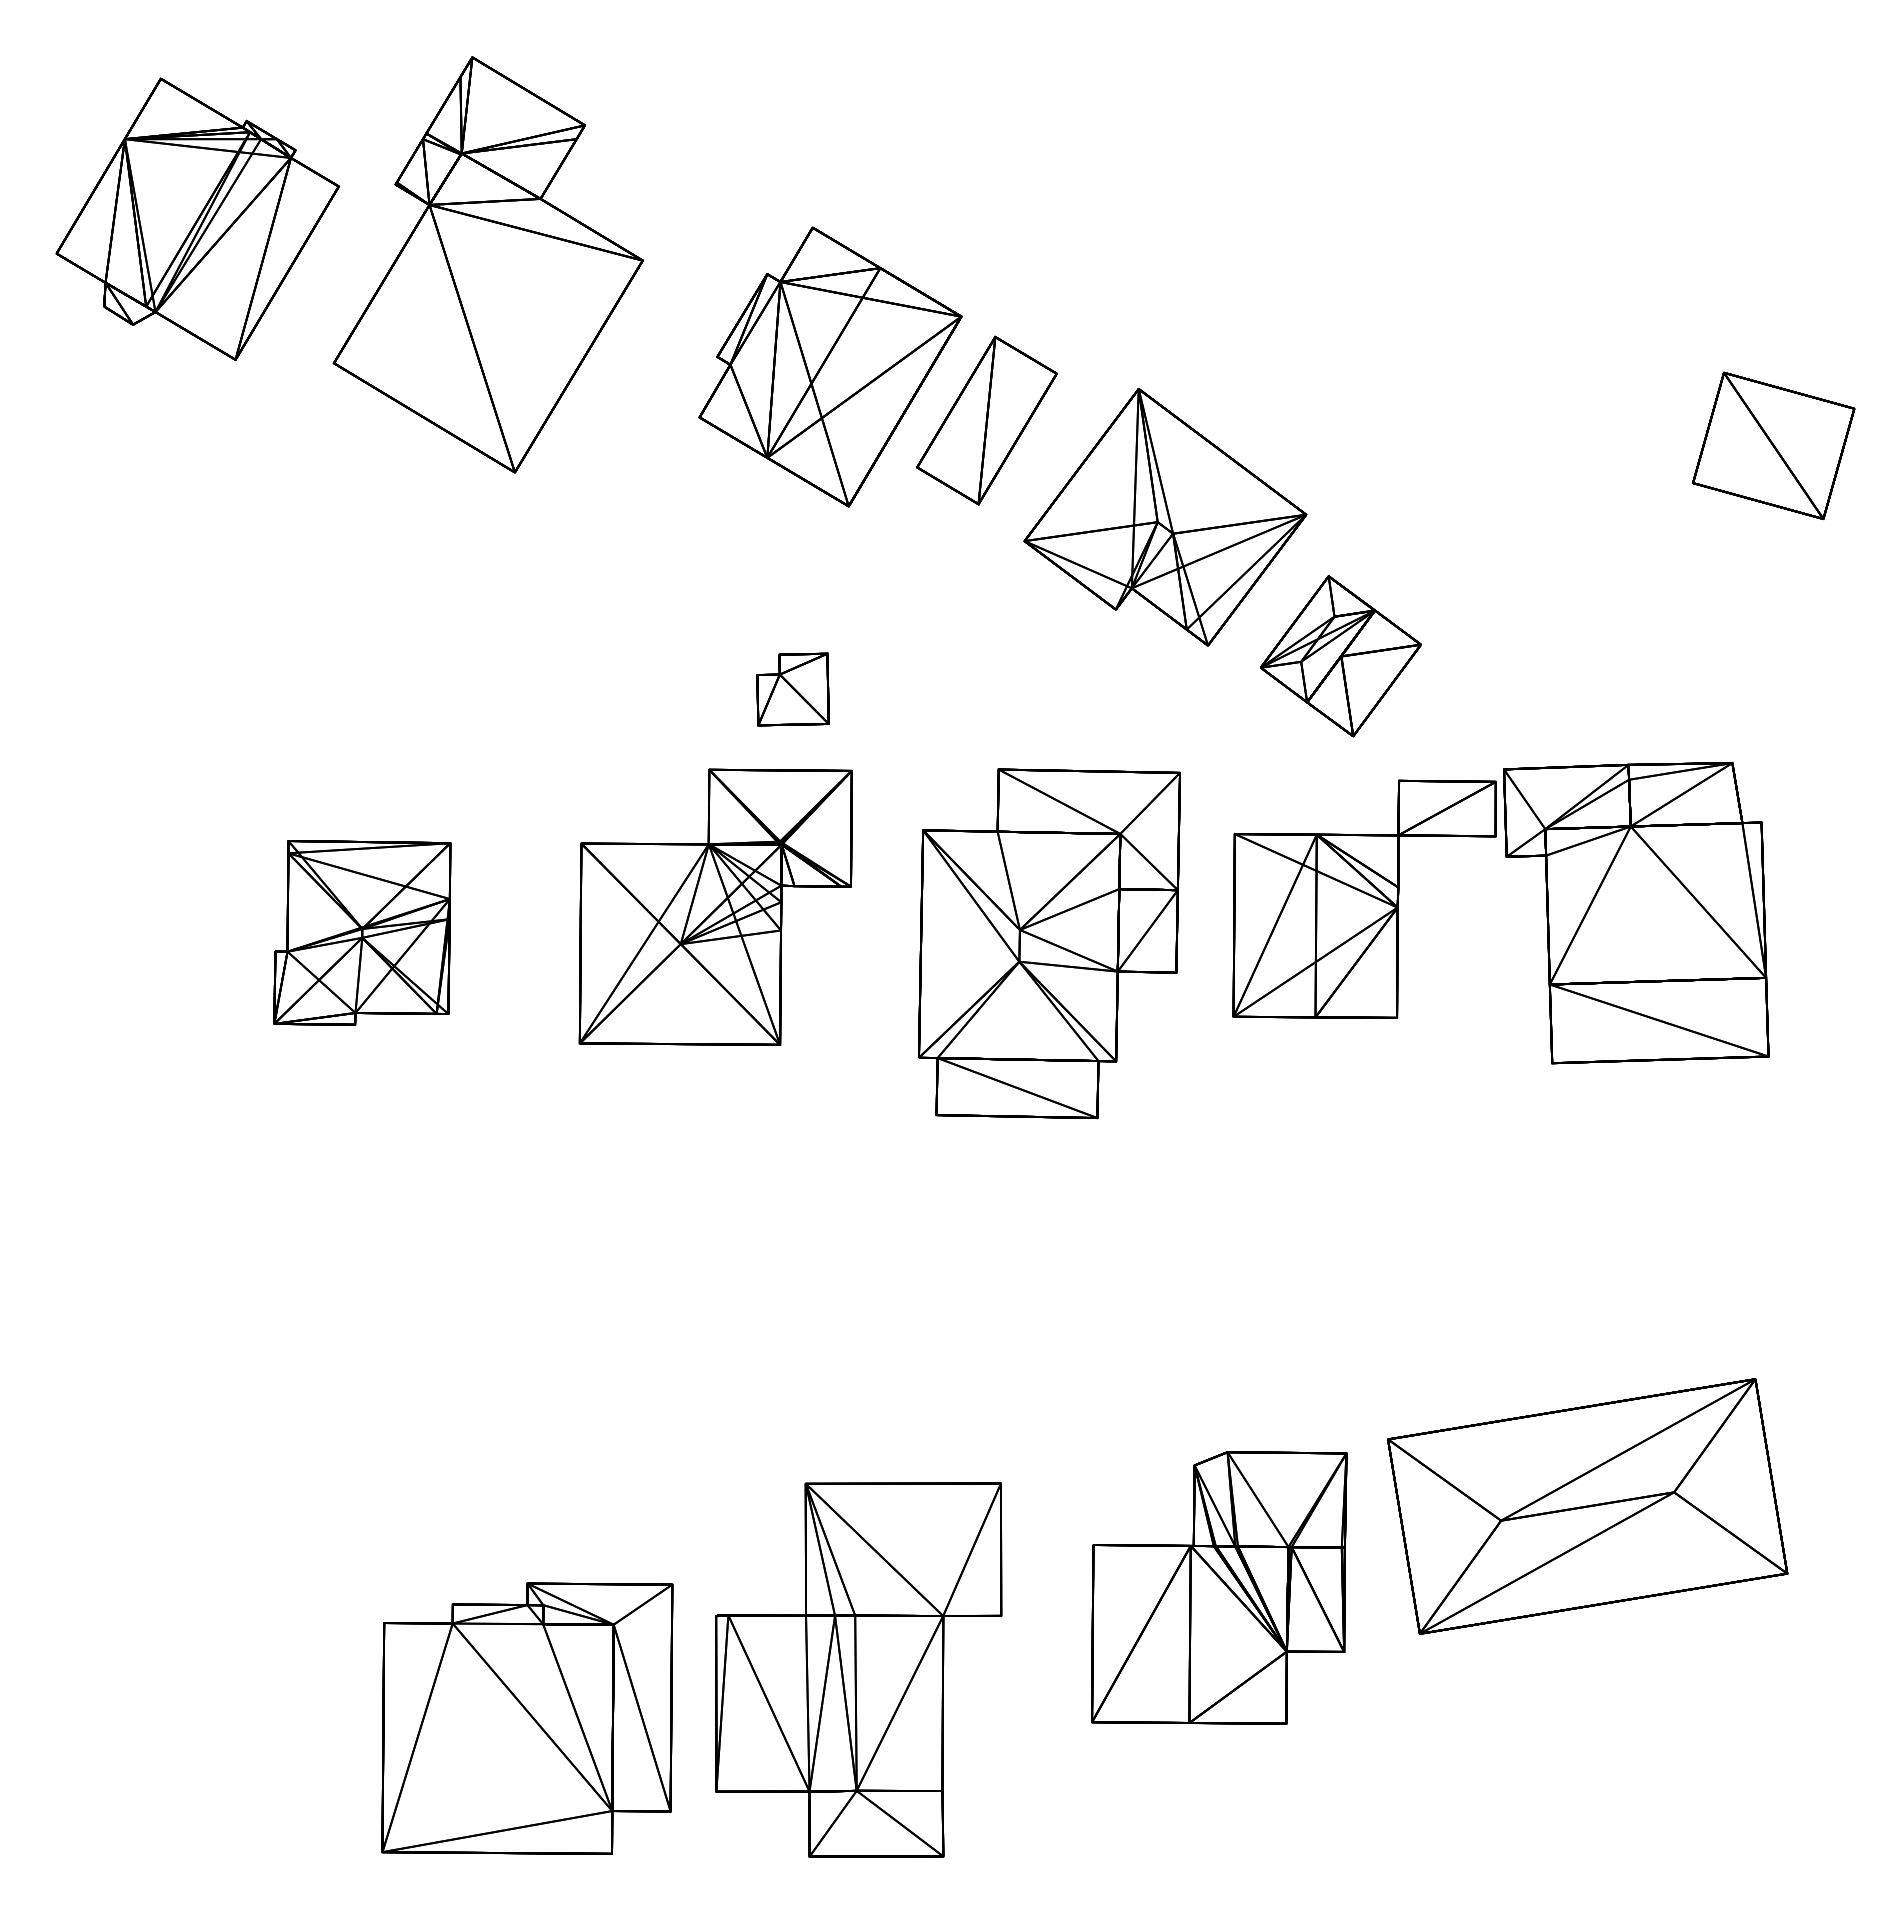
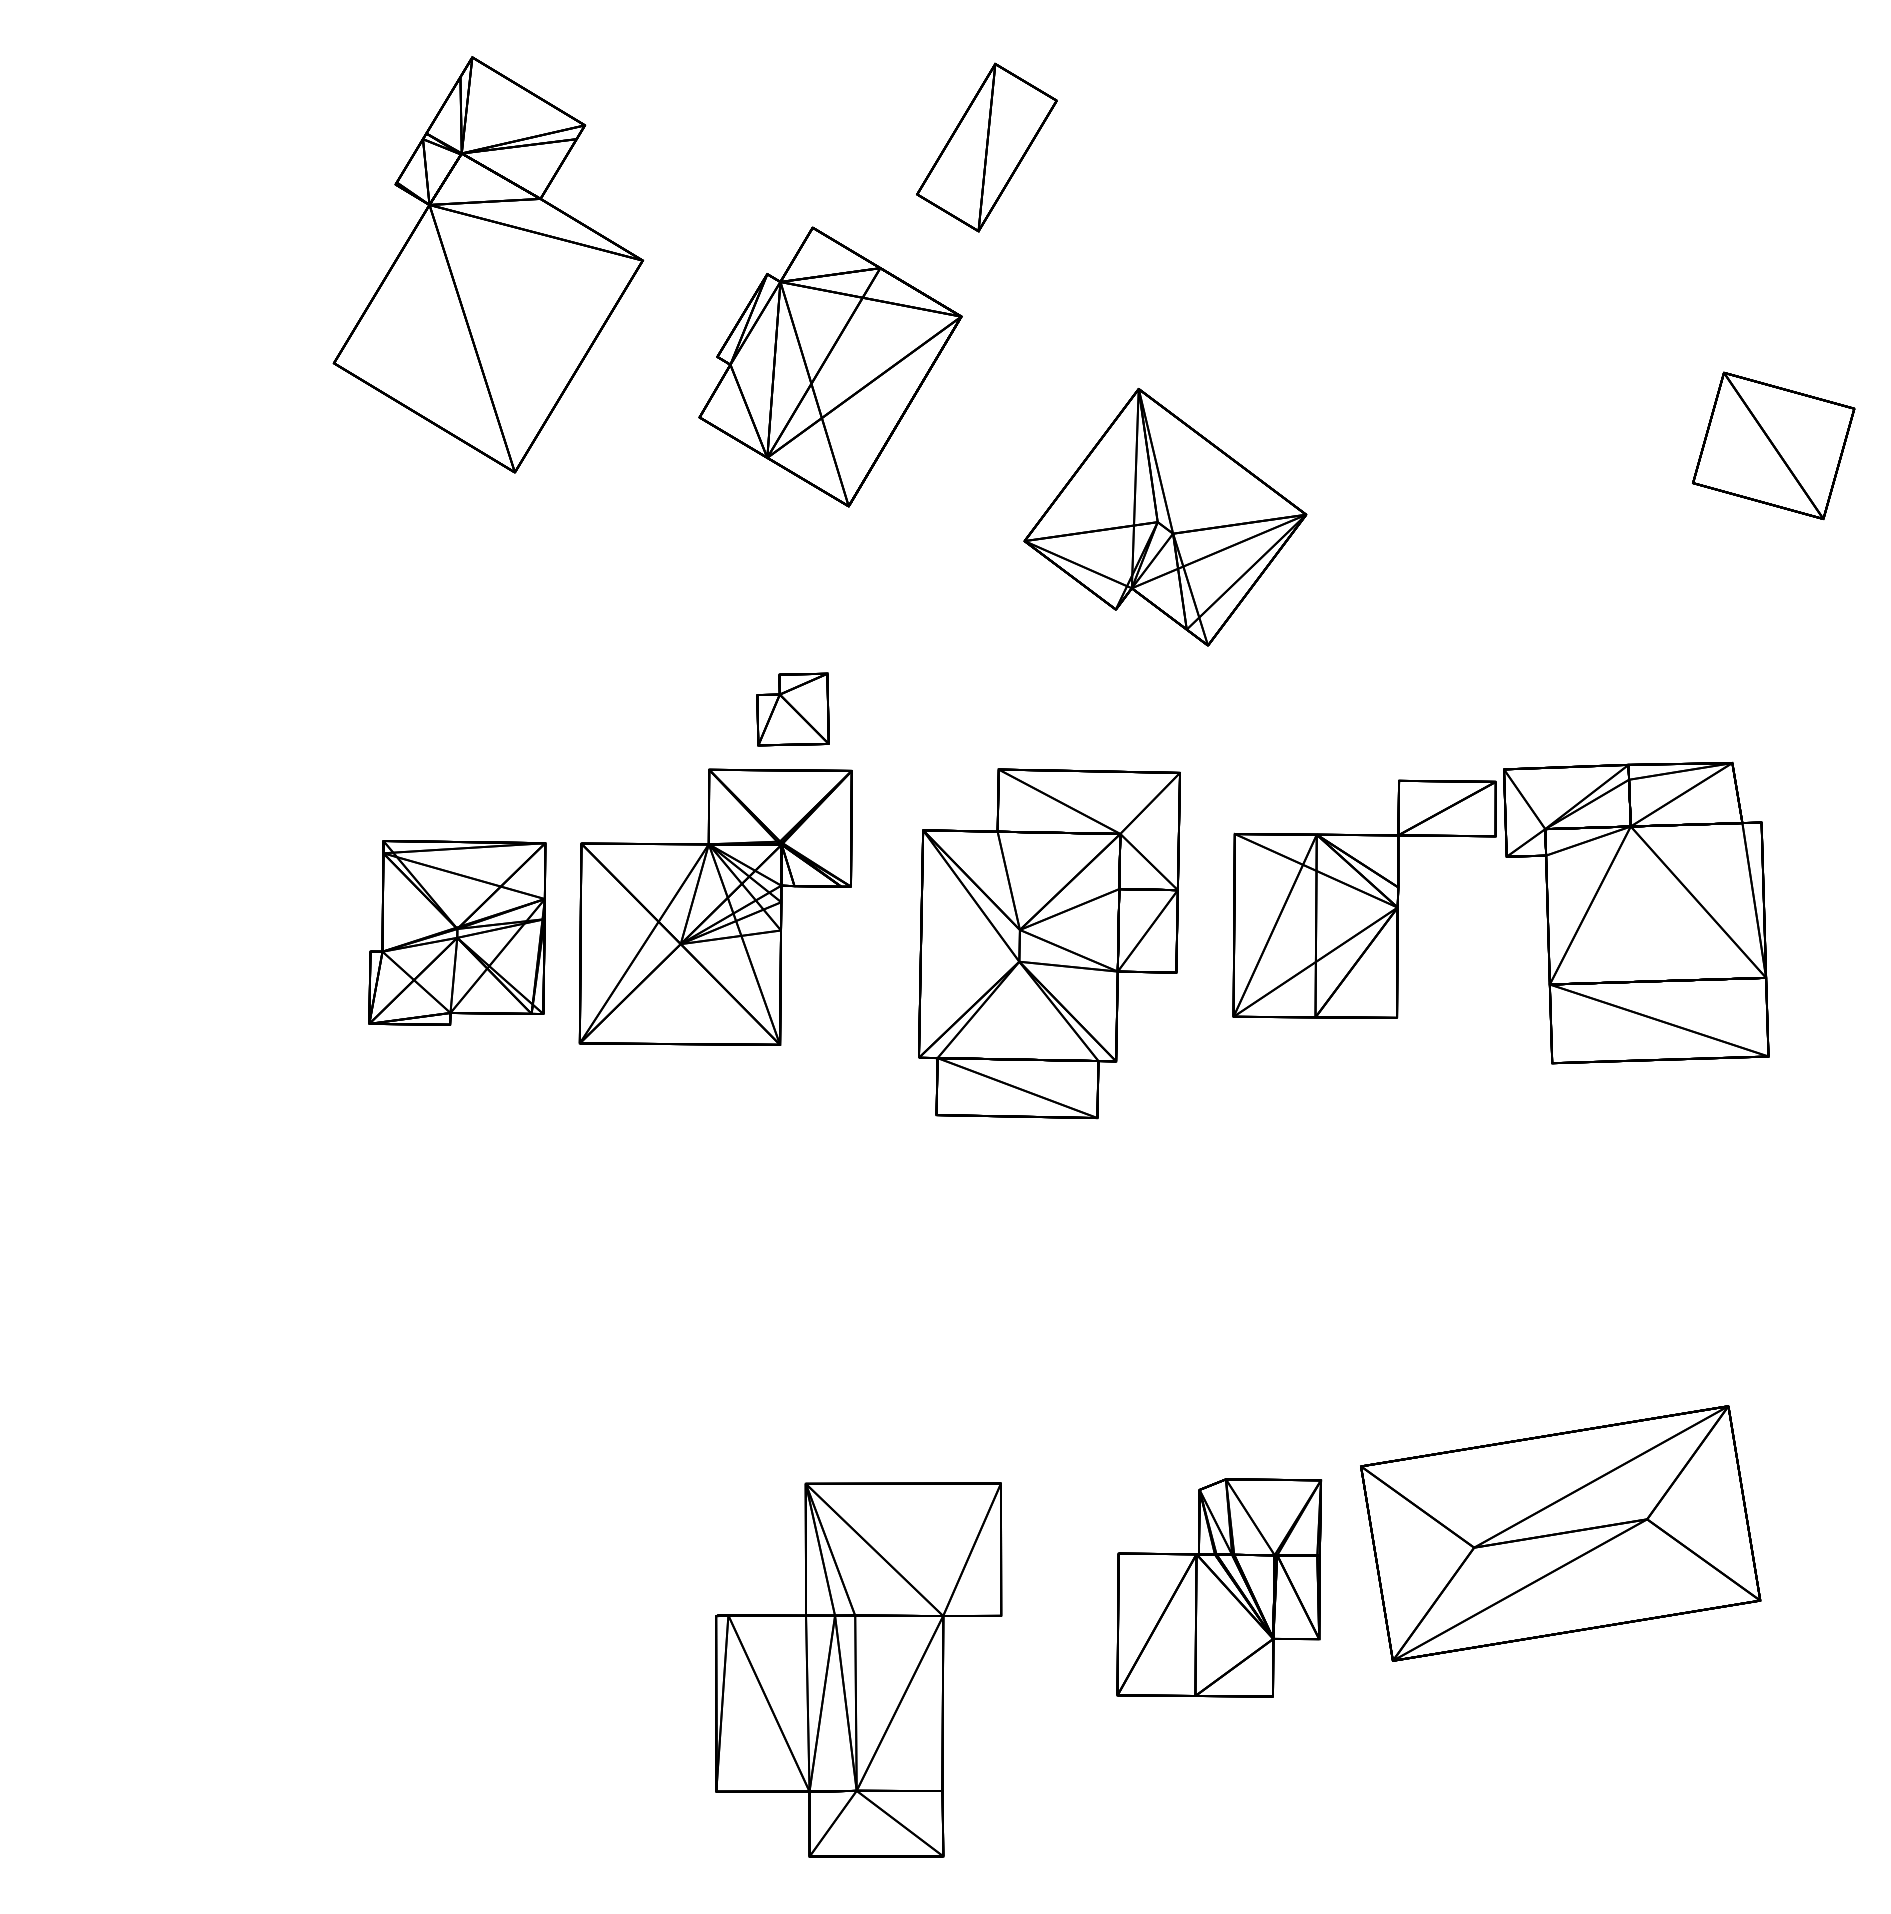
part: present -> none (197, 218)
part position: (986, 420) -> (986, 147) (986, 147)
part: present -> none (1341, 656)
part position: (792, 689) -> (792, 709) (792, 709)
part position: (362, 932) -> (457, 932) (457, 932)
part position: (1587, 1506) -> (1560, 1533) (1560, 1533)
part size: 257x274 px -> 207x220 px (1219, 1587)
part: present -> none (527, 1718)
